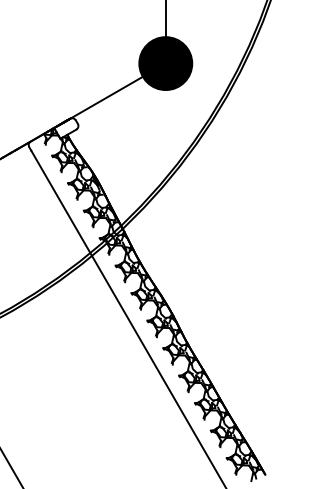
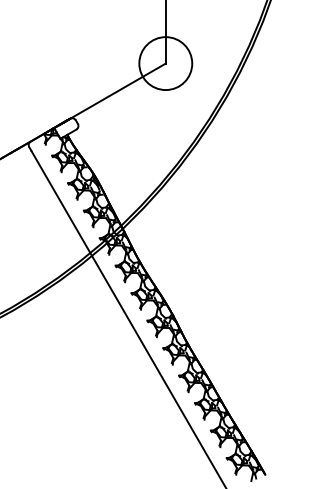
fill: present -> none (165, 63)
line: present -> none (11, 468)
